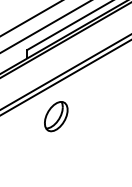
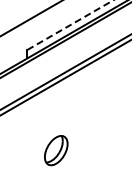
line: solid -> dashed (70, 24)
line: present -> none (45, 27)
part position: (56, 116) -> (56, 150) (56, 150)
